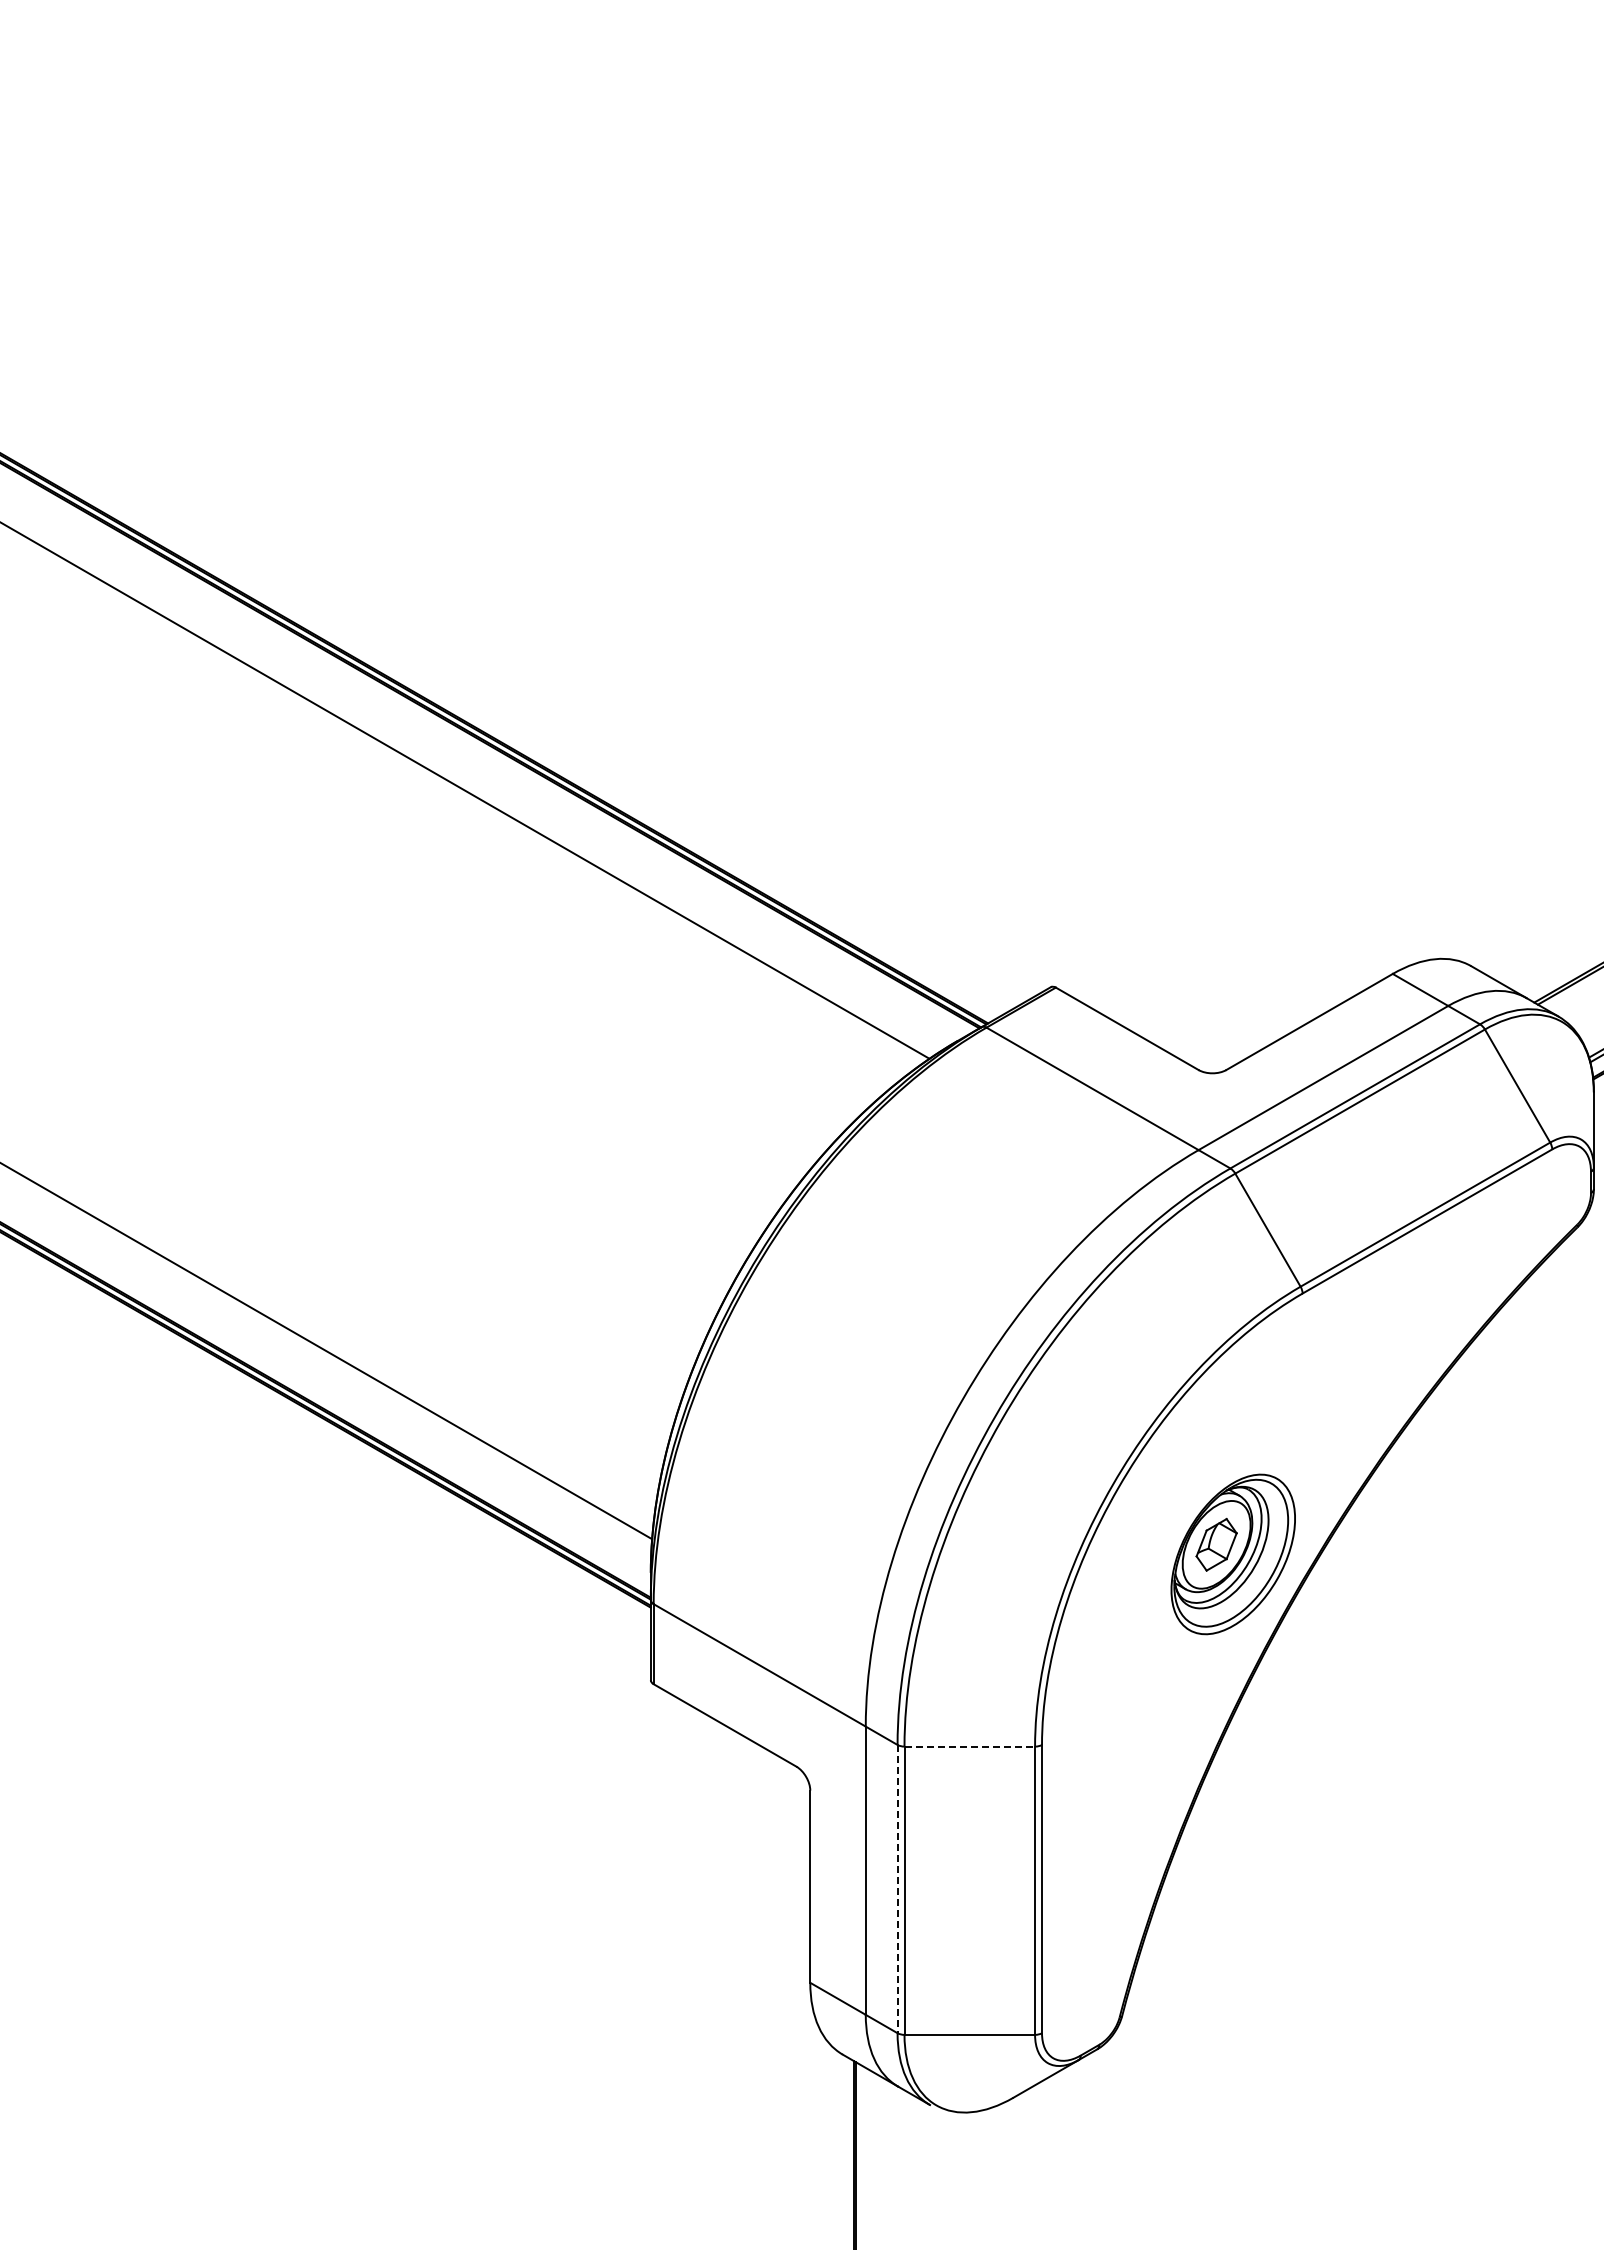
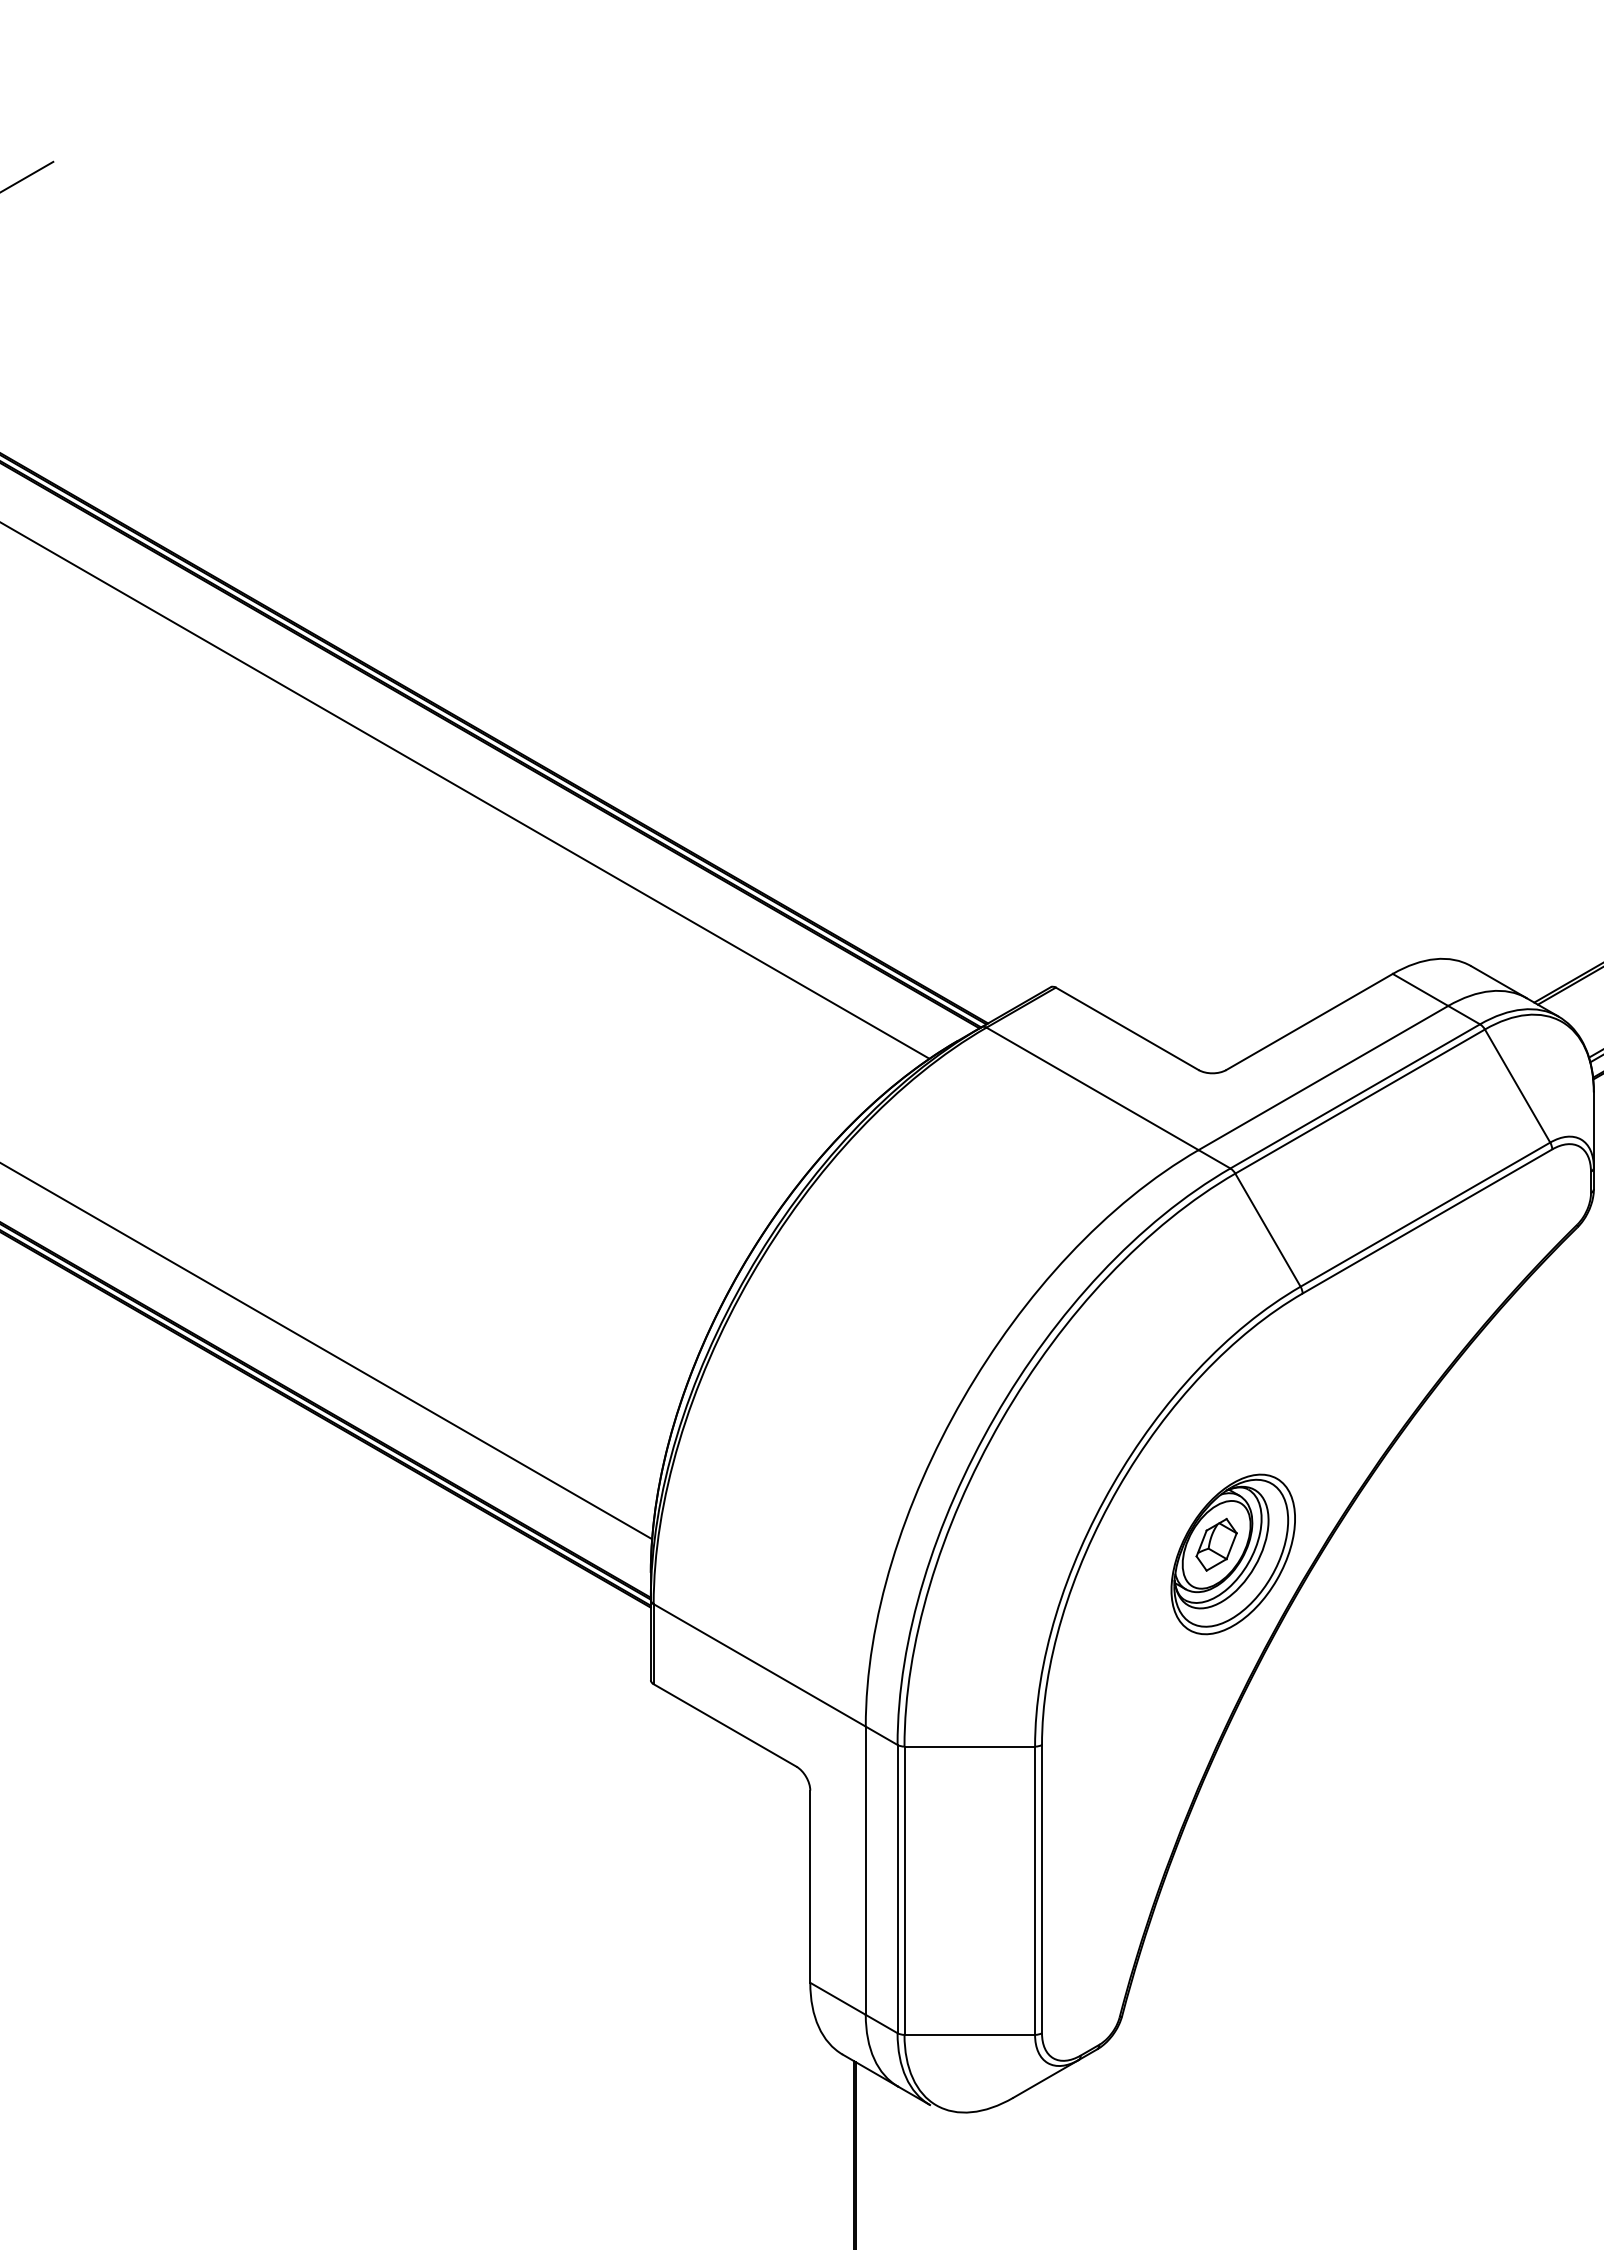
line: none -> present (27, 176)
line: dashed -> solid (970, 1746)
line: dashed -> solid (897, 1889)
